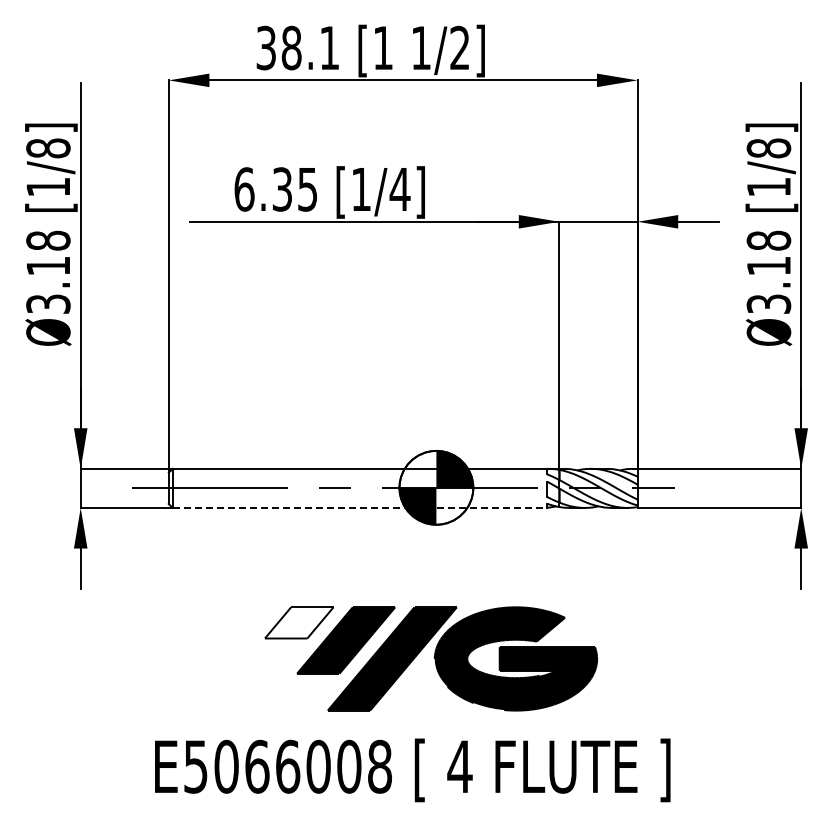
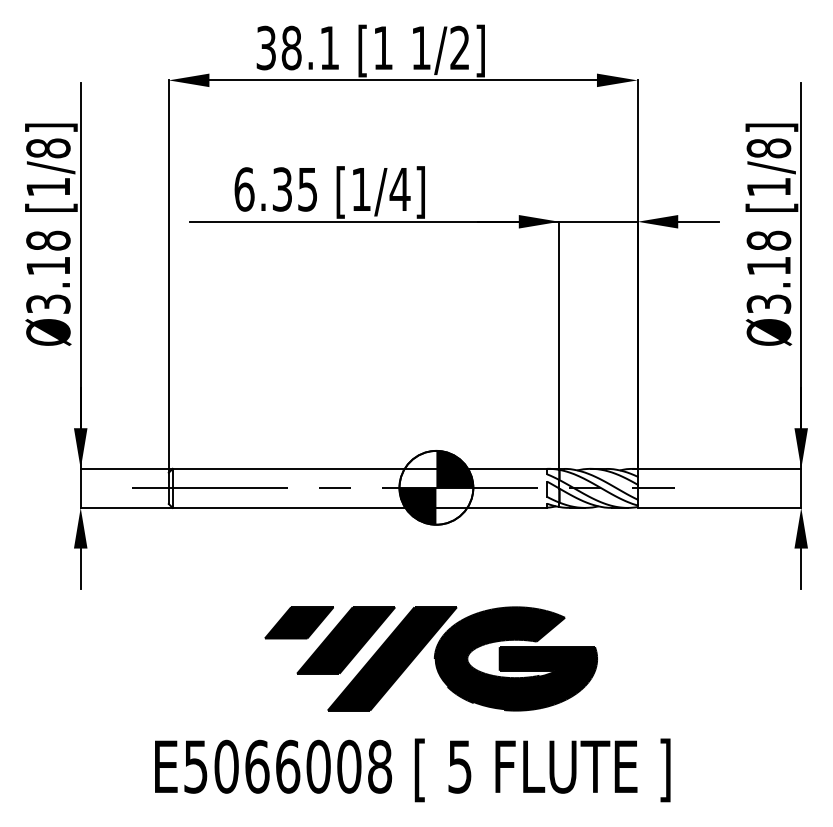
line: dashed -> solid (360, 507)
fill: none -> present (298, 622)
text: 4 -> 5 (459, 766)
